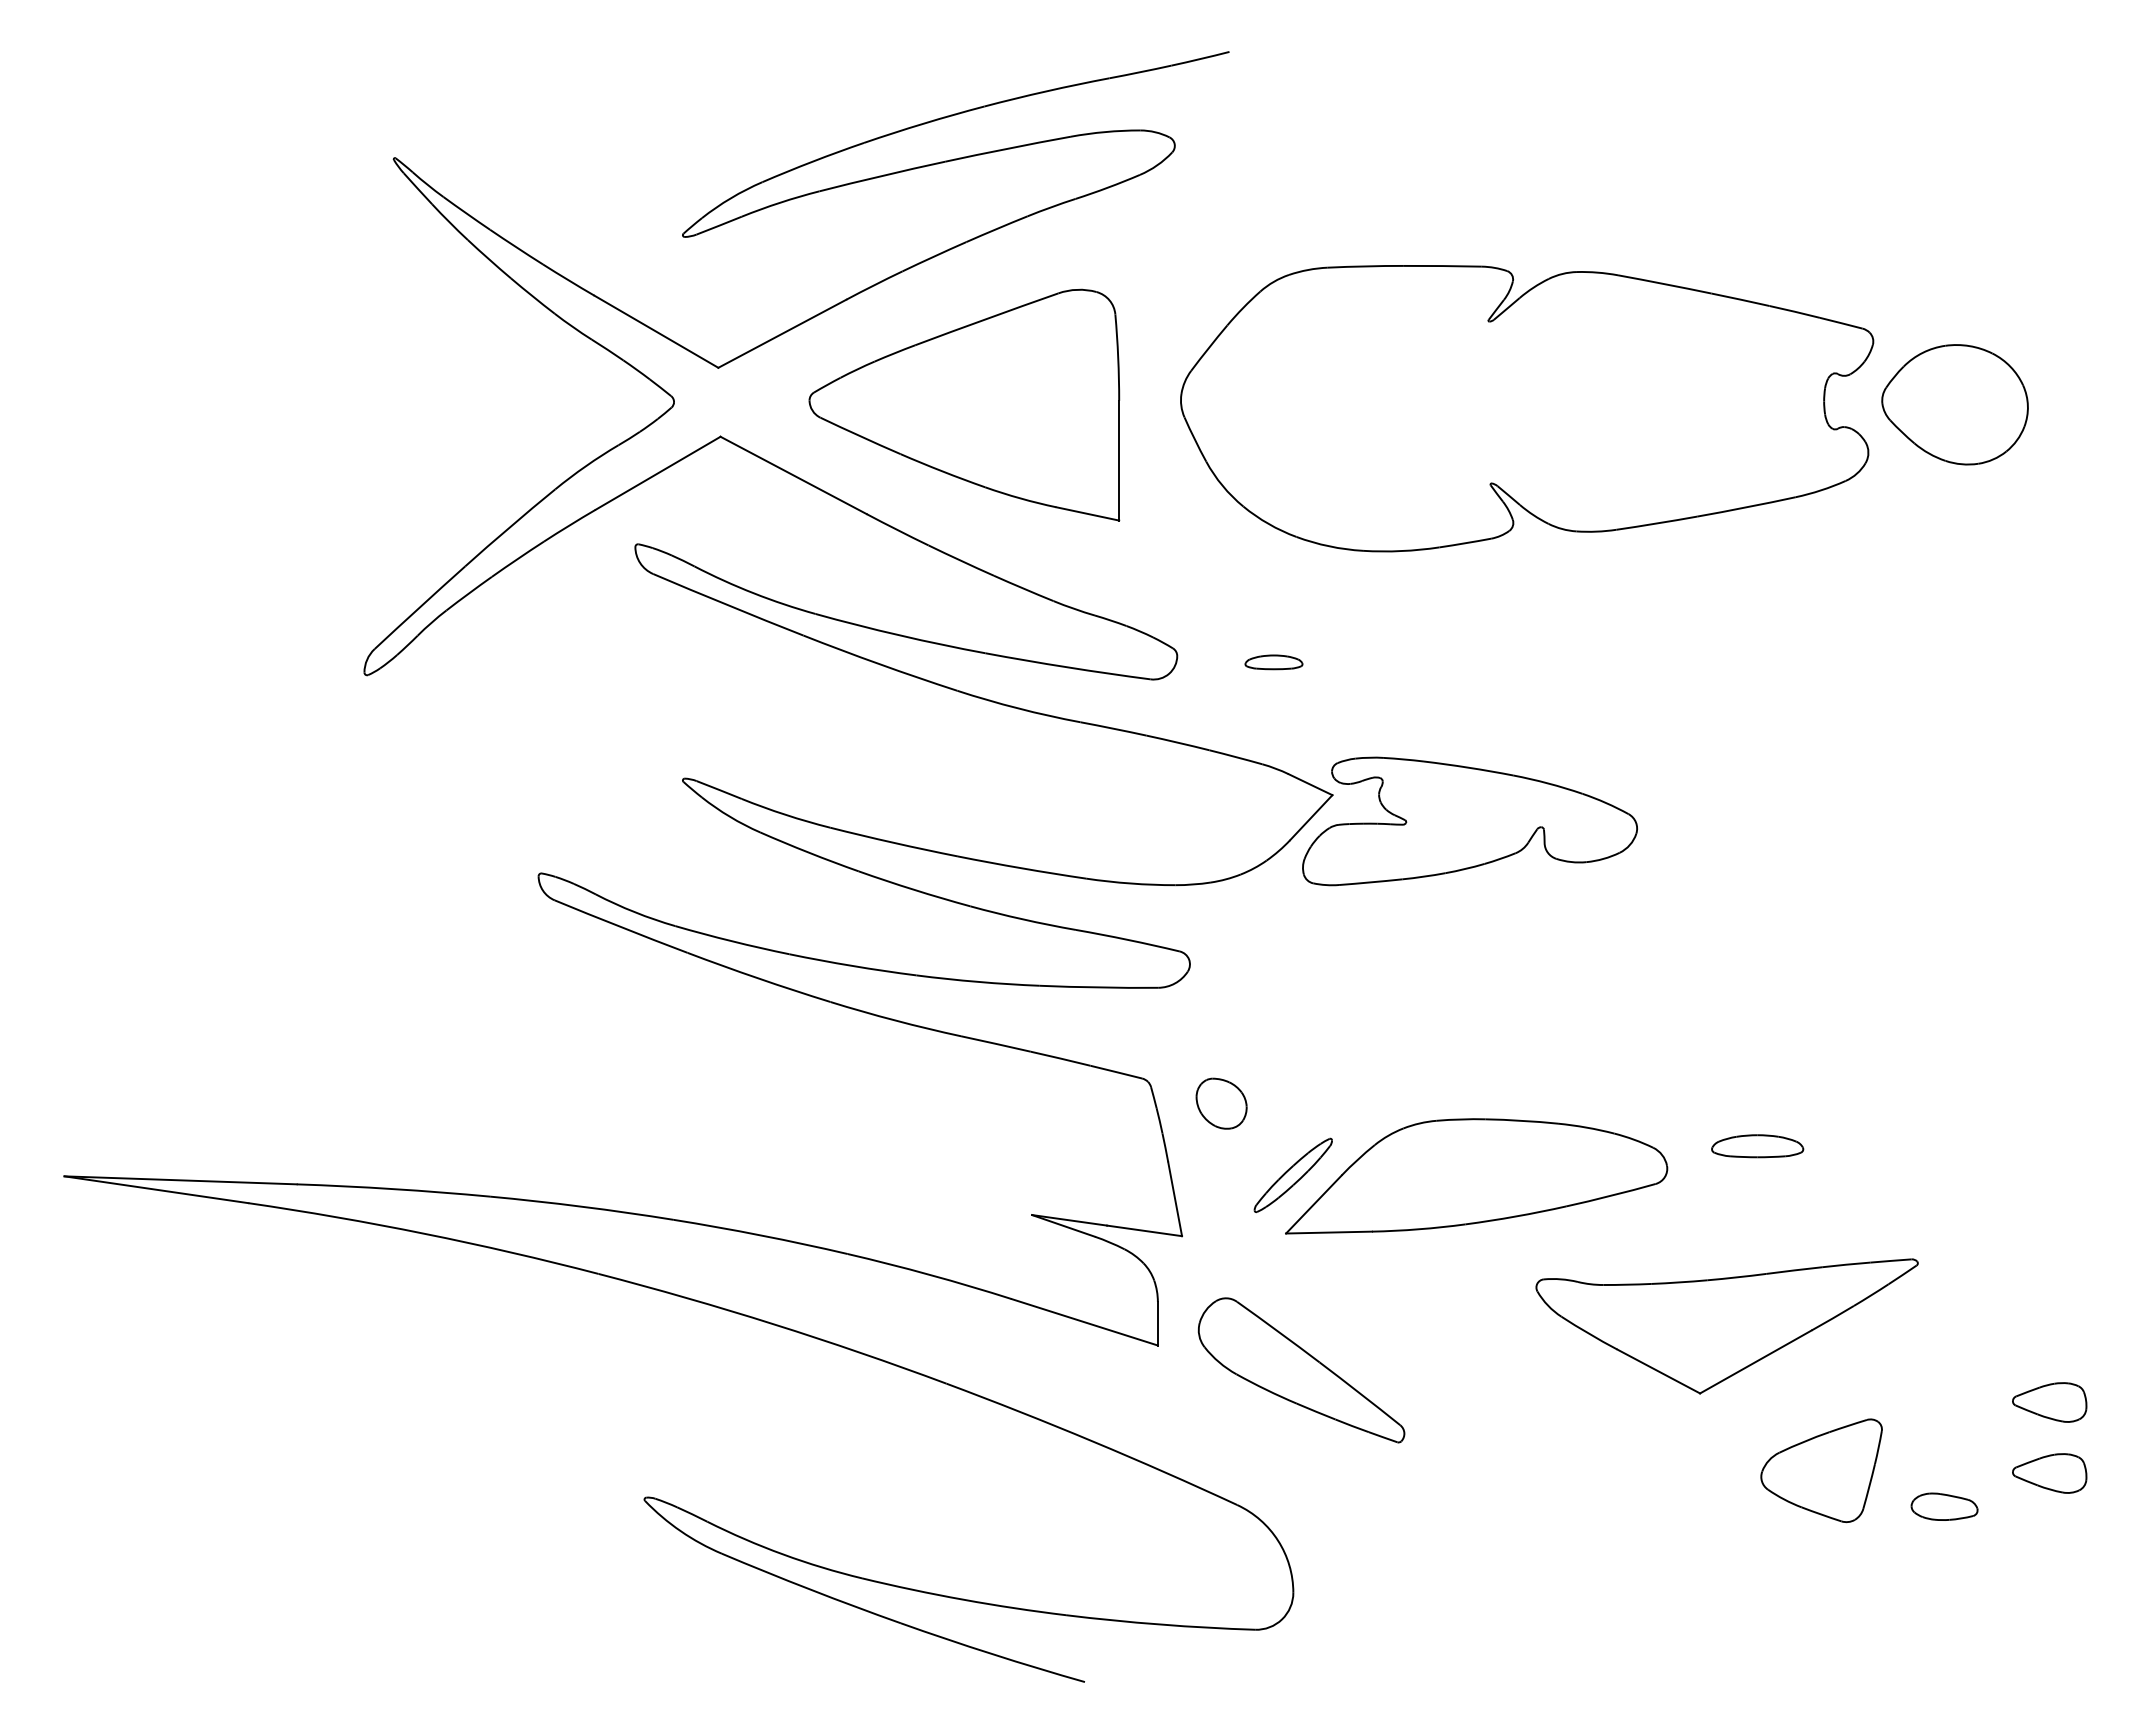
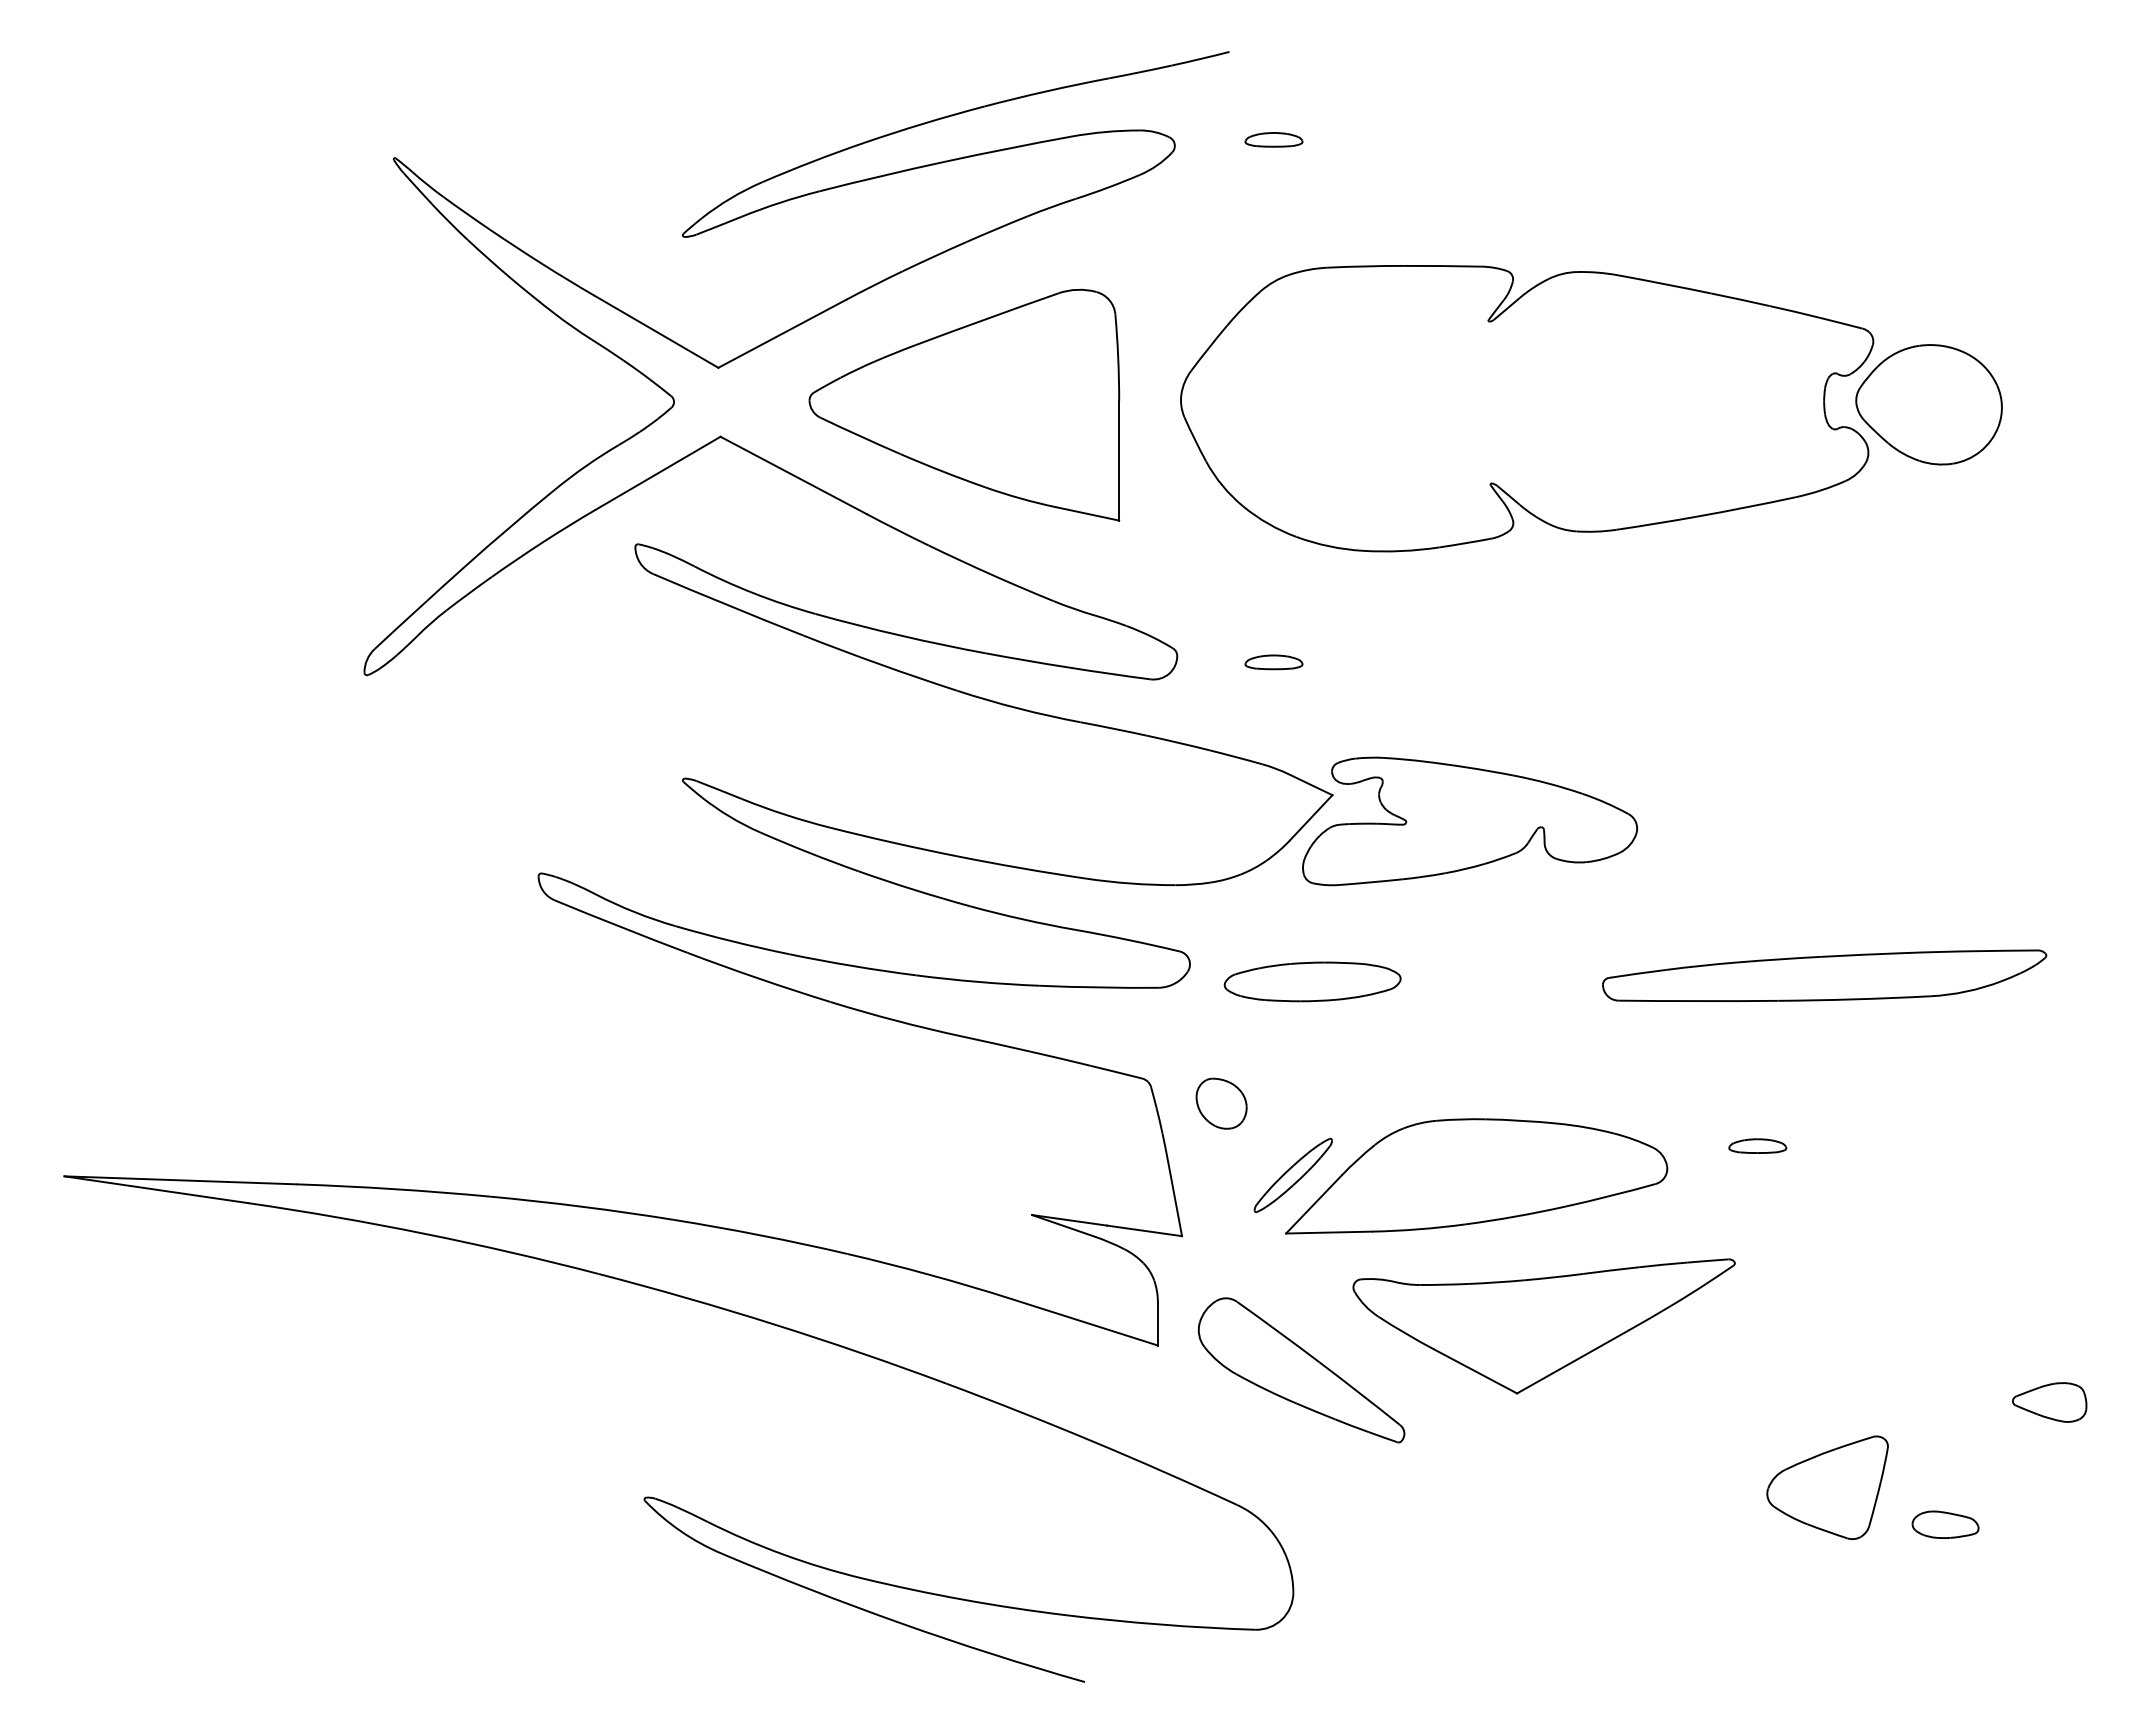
part: none -> present (1273, 139)
part position: (1954, 404) -> (1928, 404) (1928, 404)
part: none -> present (1824, 975)
part: none -> present (1312, 981)
part size: 94x25 px -> 60x16 px (1757, 1145)
part position: (1726, 1326) -> (1543, 1326) (1543, 1326)
part position: (1821, 1470) -> (1827, 1487) (1827, 1487)
part: present -> none (2049, 1473)
part position: (1944, 1506) -> (1945, 1524) (1945, 1524)
